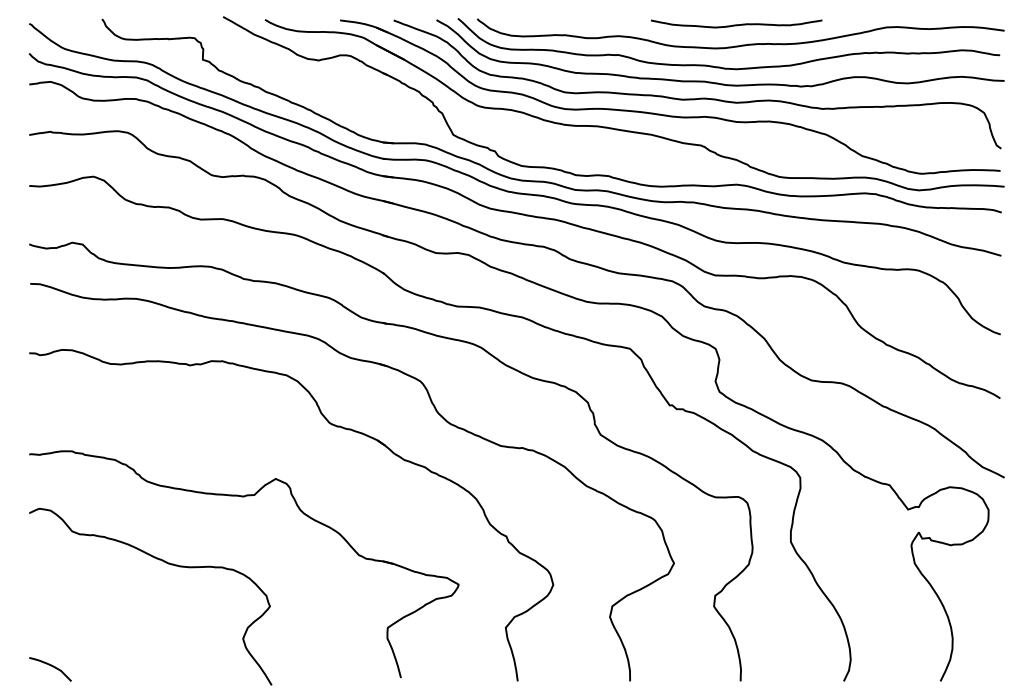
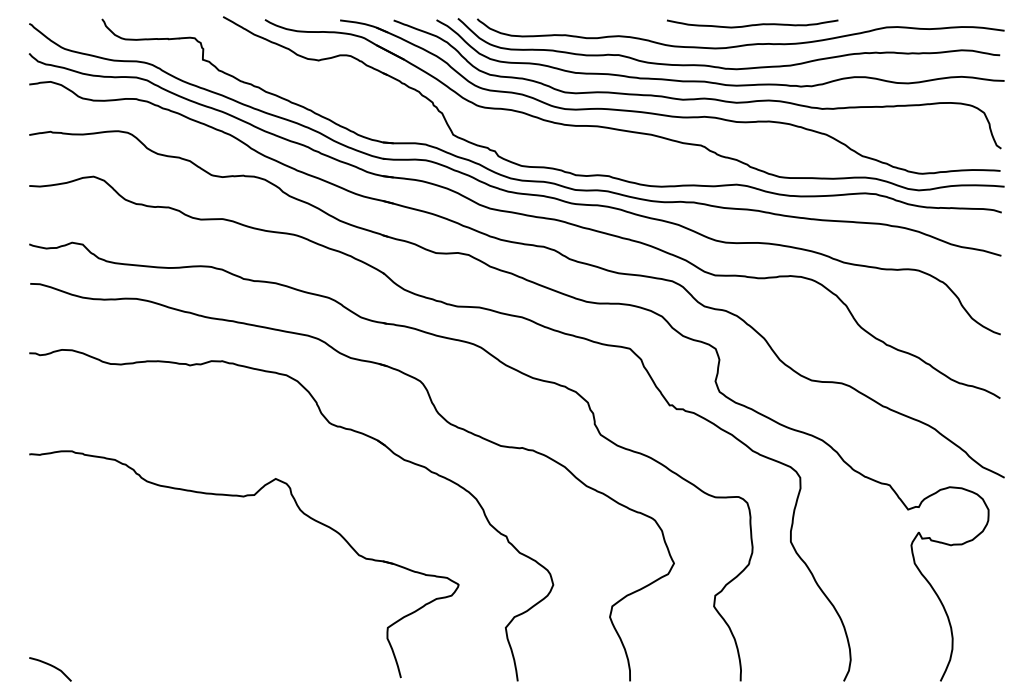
curve position: (736, 24) -> (752, 24) (752, 24)
curve: present -> none (166, 563)
